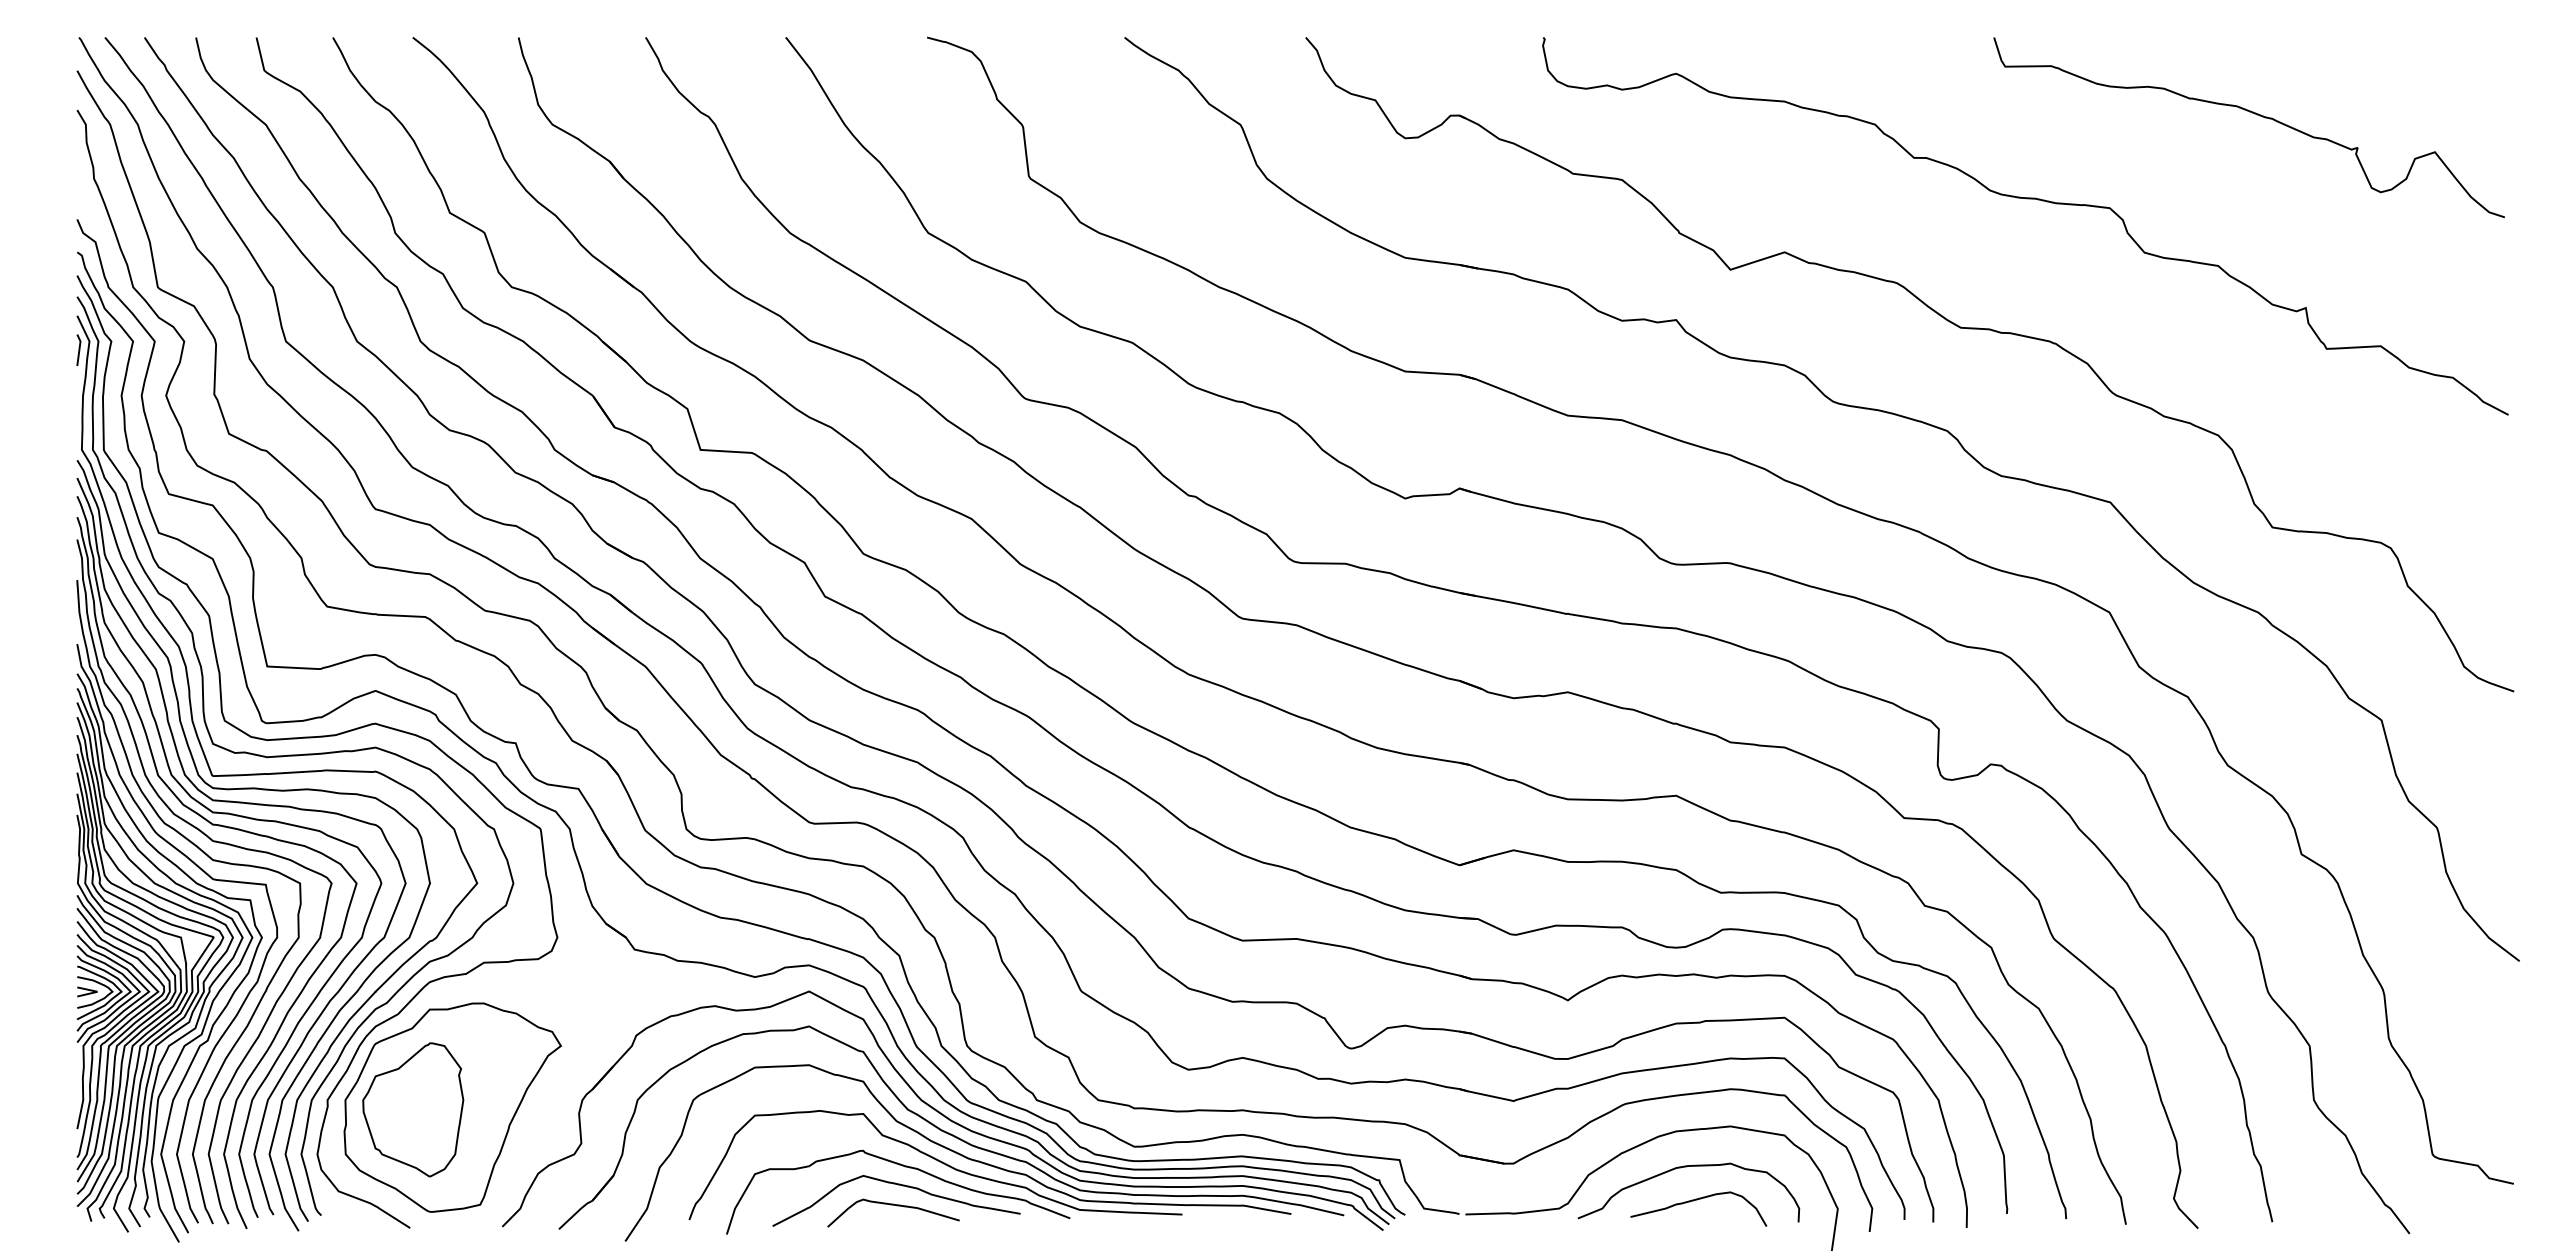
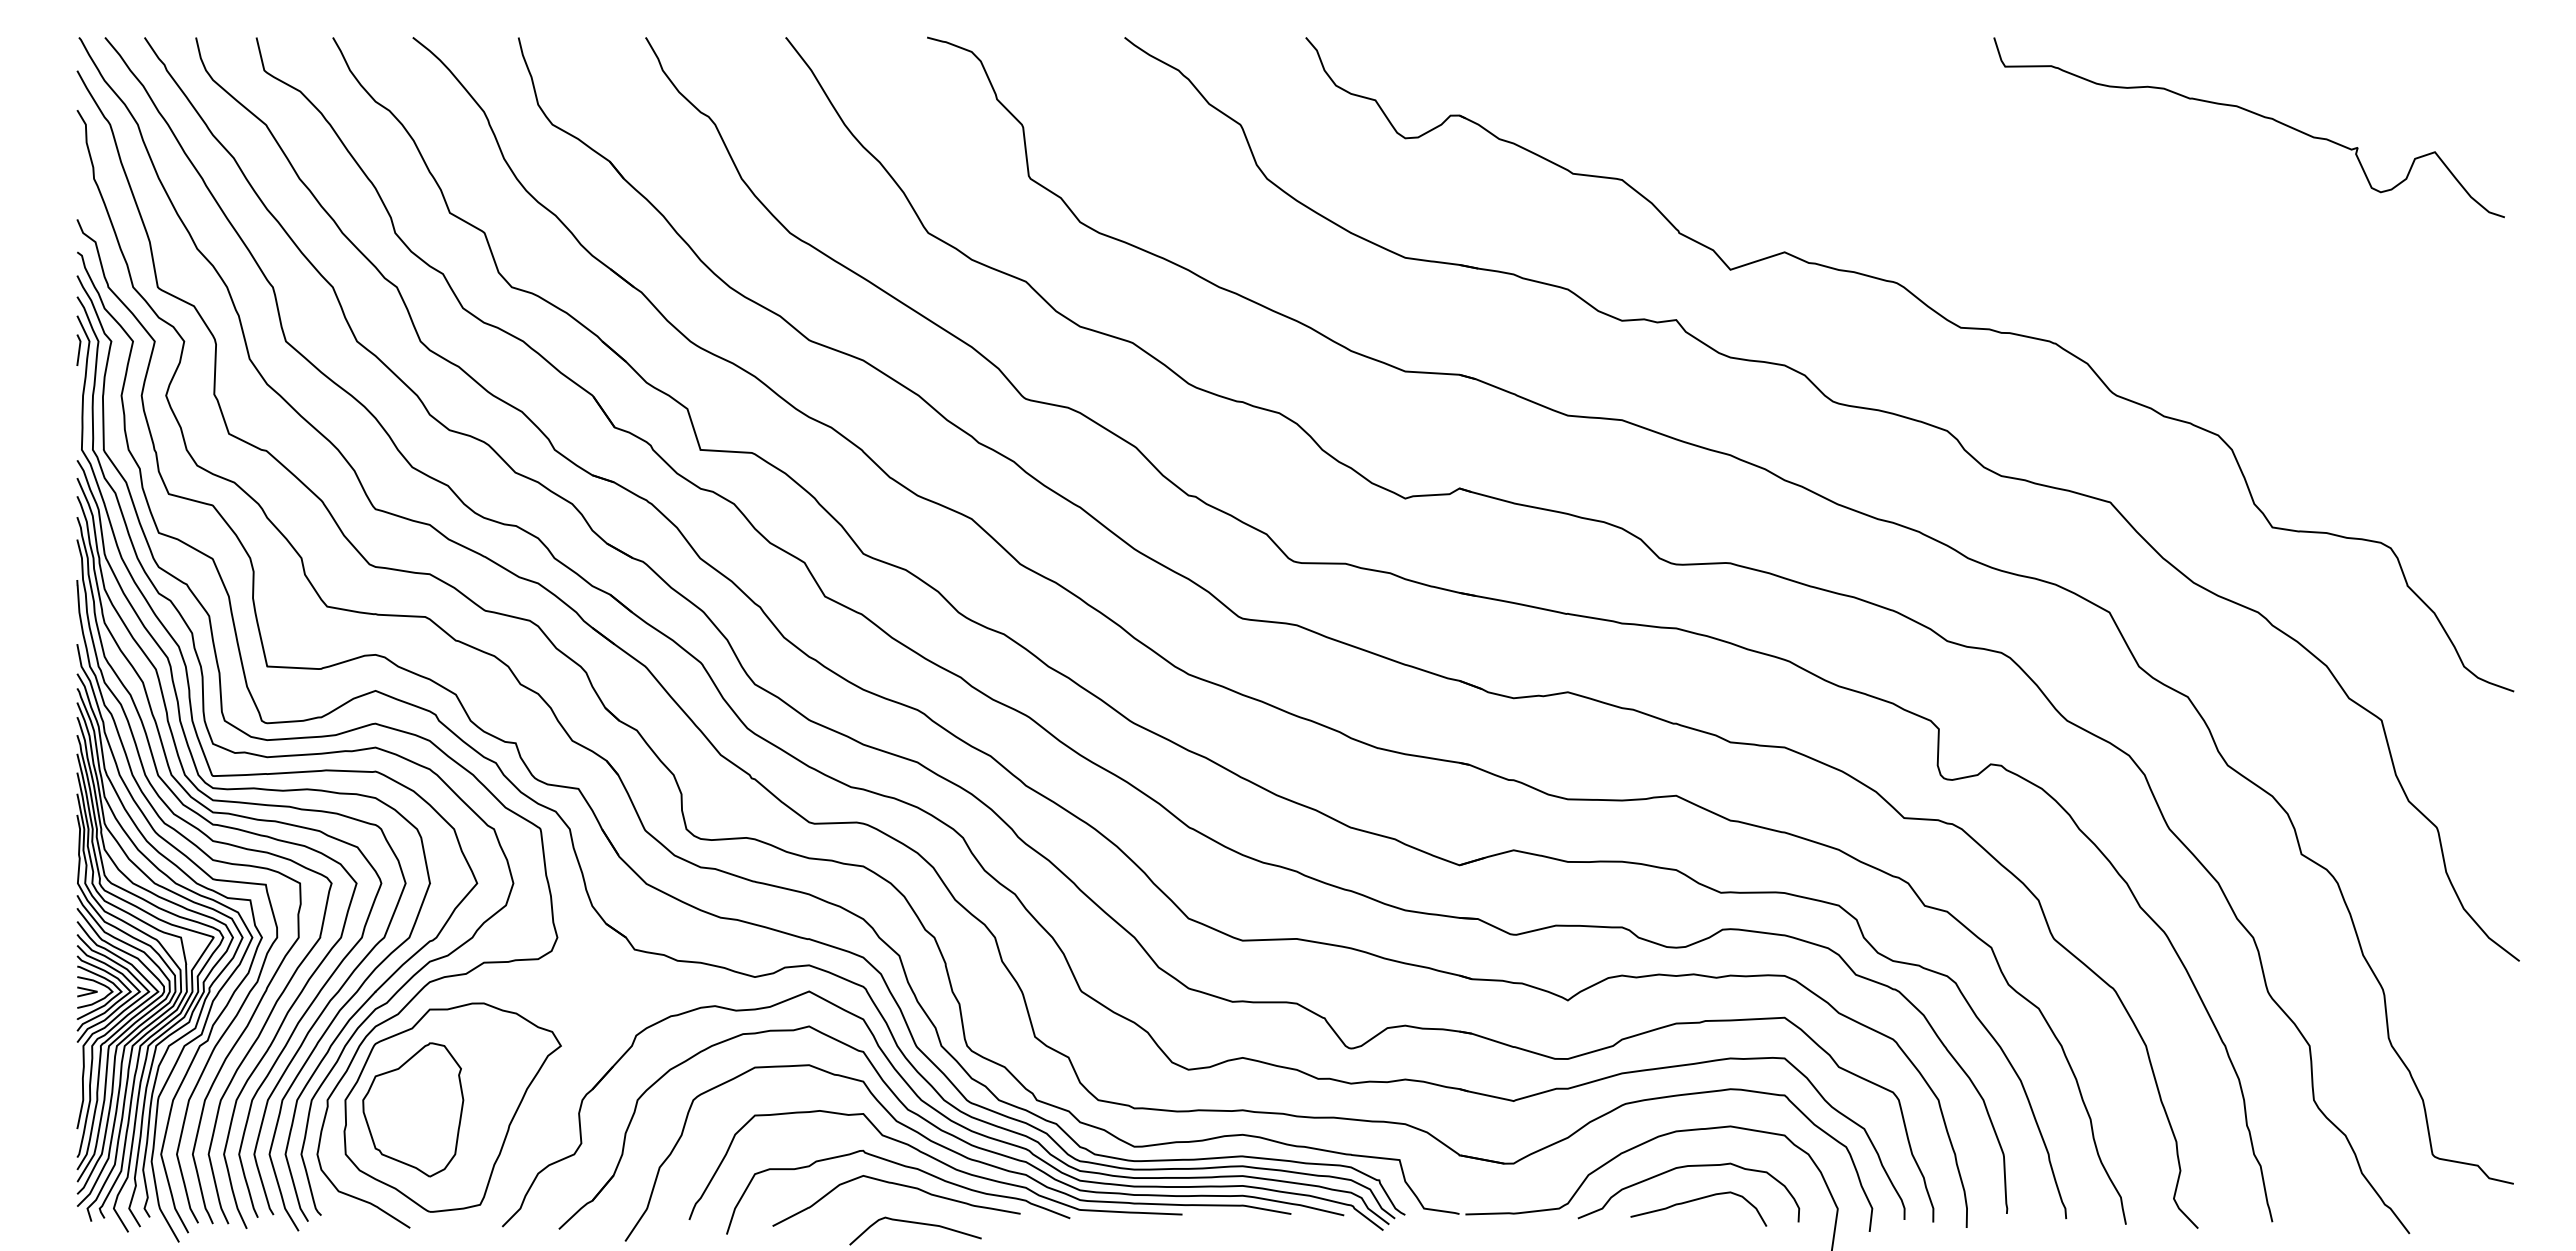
curve: present -> none (2026, 199)
curve position: (893, 1205) -> (915, 1223) (915, 1223)
